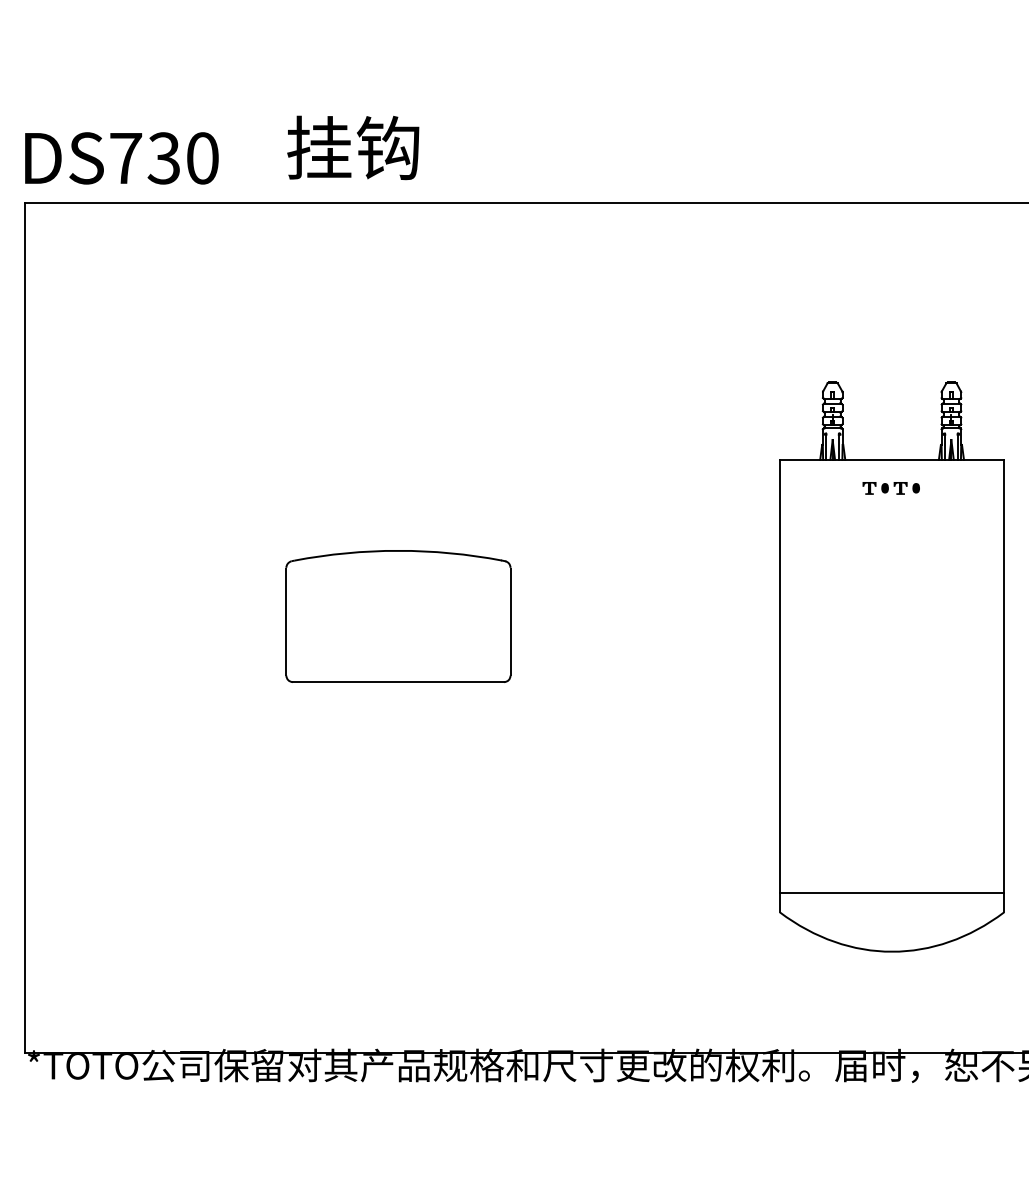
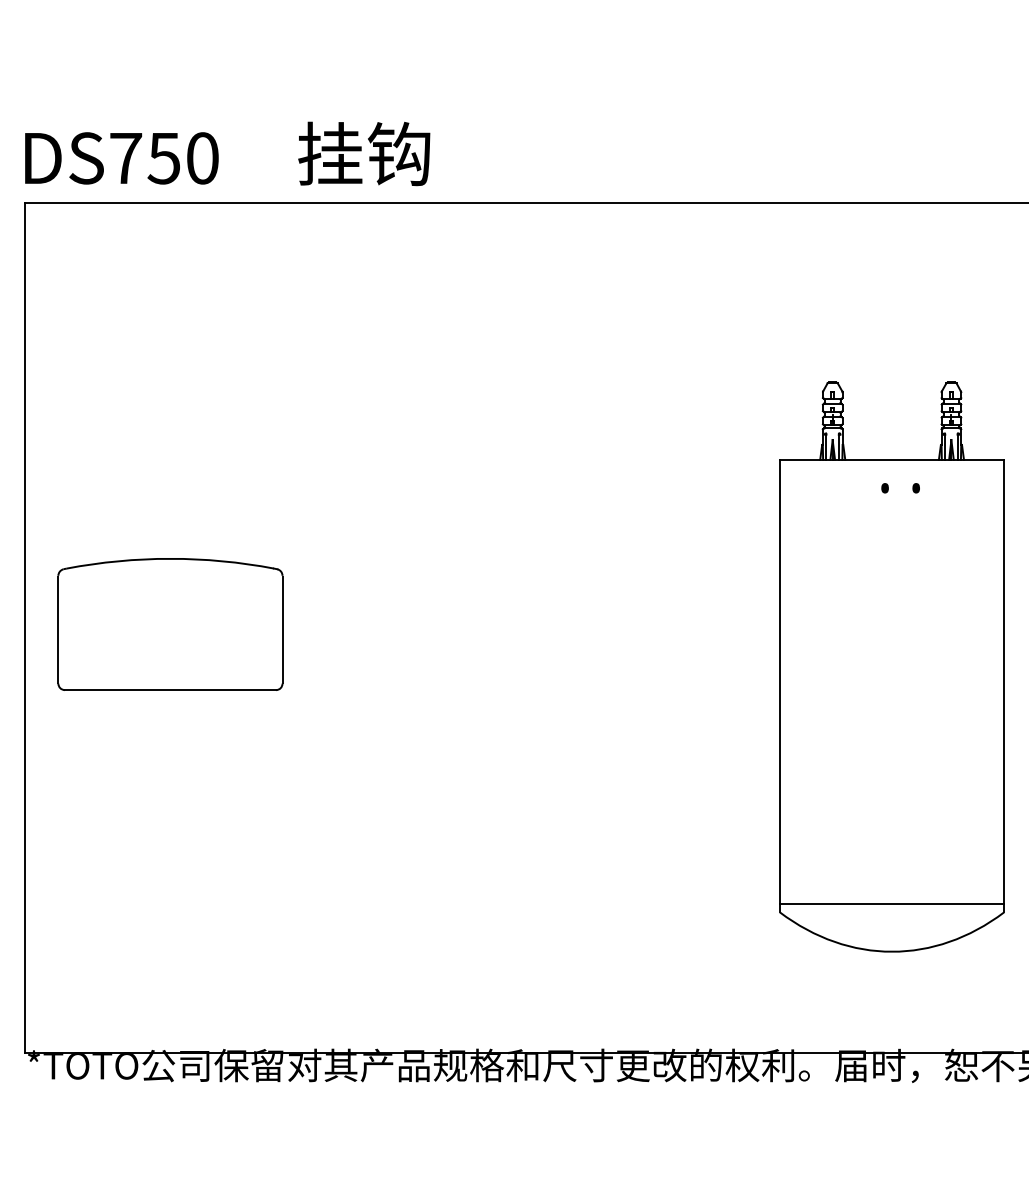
text position: (353, 147) -> (364, 153) (364, 153)
text: DS730 -> DS750 (163, 158)
fill: present -> none (869, 487)
fill: present -> none (900, 487)
part position: (398, 616) -> (170, 624) (170, 624)
line position: (891, 893) -> (891, 904) (891, 904)
